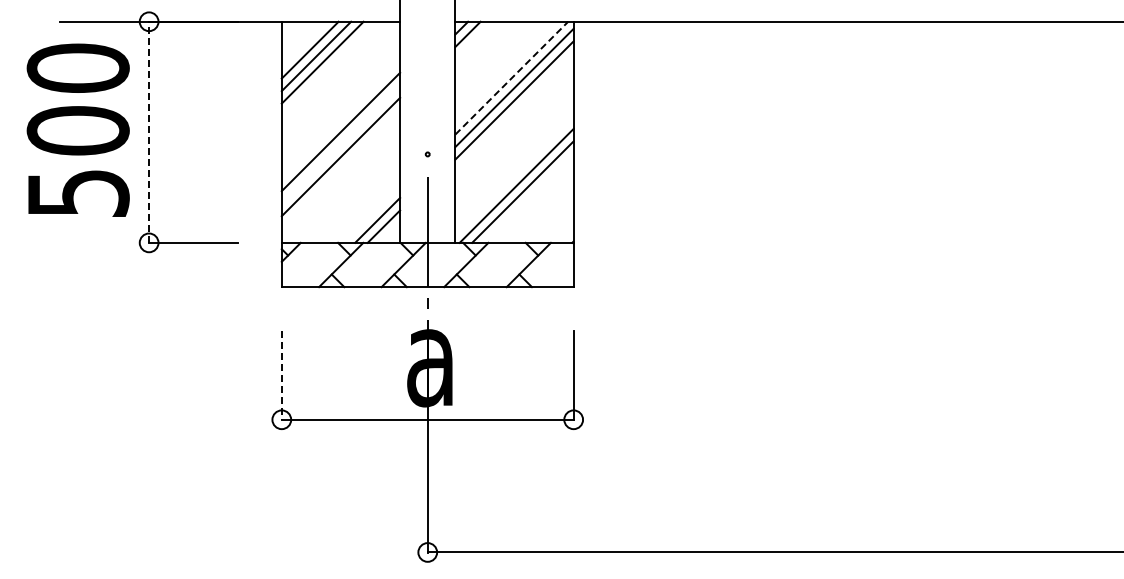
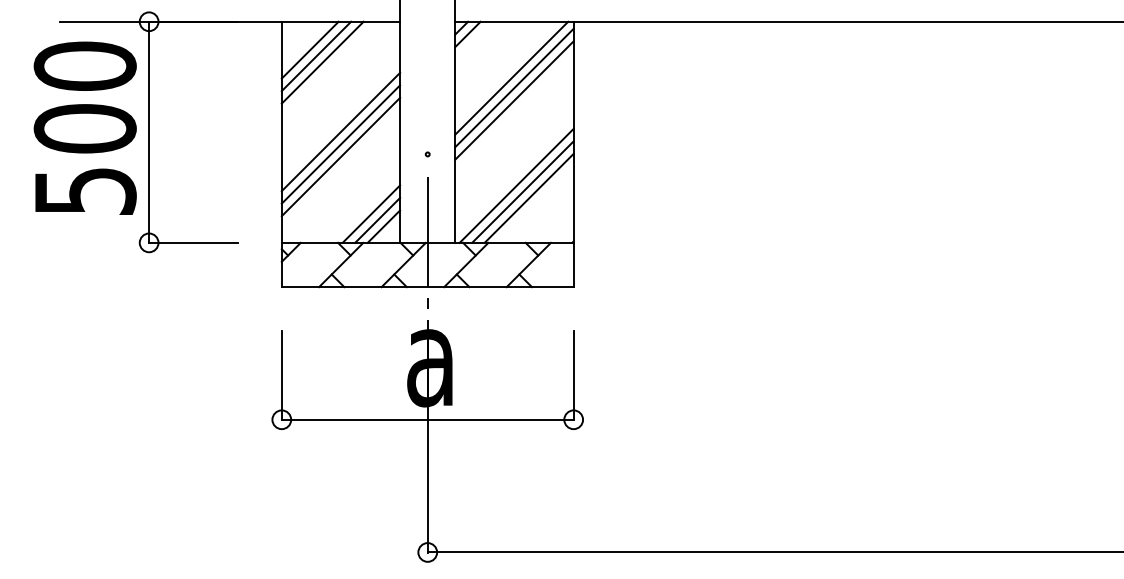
line: dashed -> solid (511, 78)
text position: (77, 129) -> (84, 127) (84, 127)
line: dashed -> solid (149, 132)
line: none -> present (340, 144)
line: none -> present (528, 197)
line: none -> present (371, 213)
line: dashed -> solid (281, 376)
